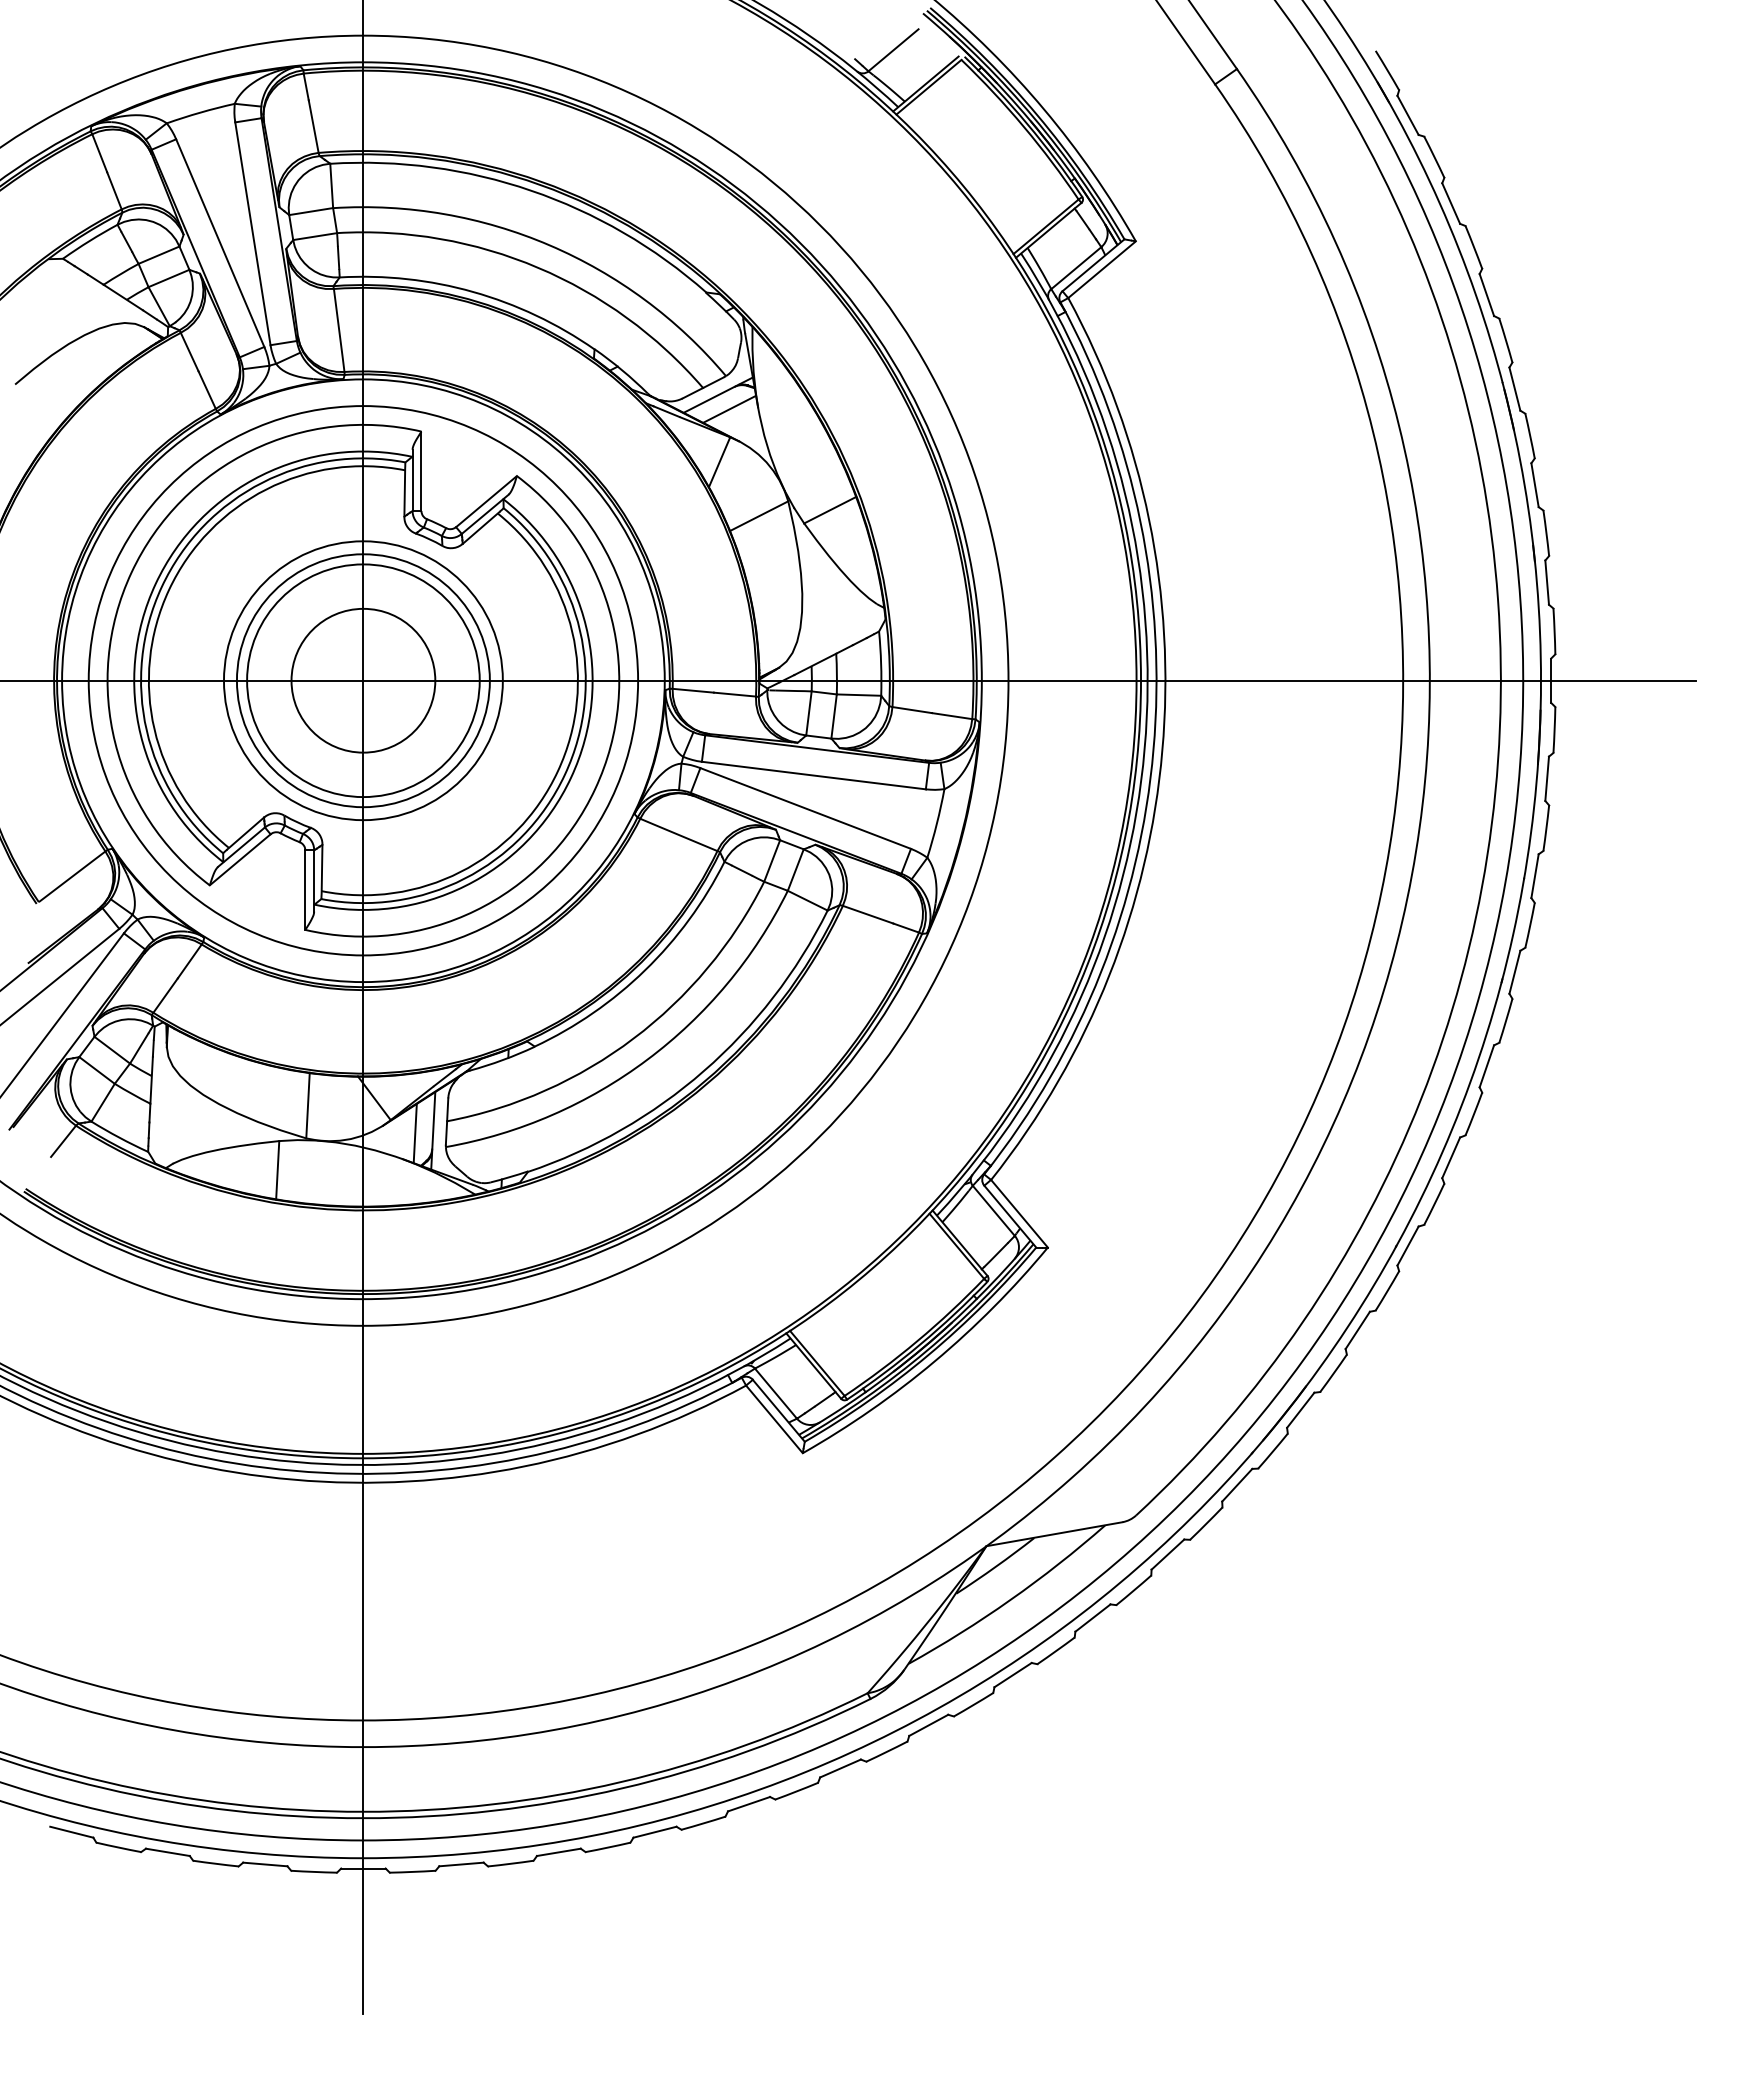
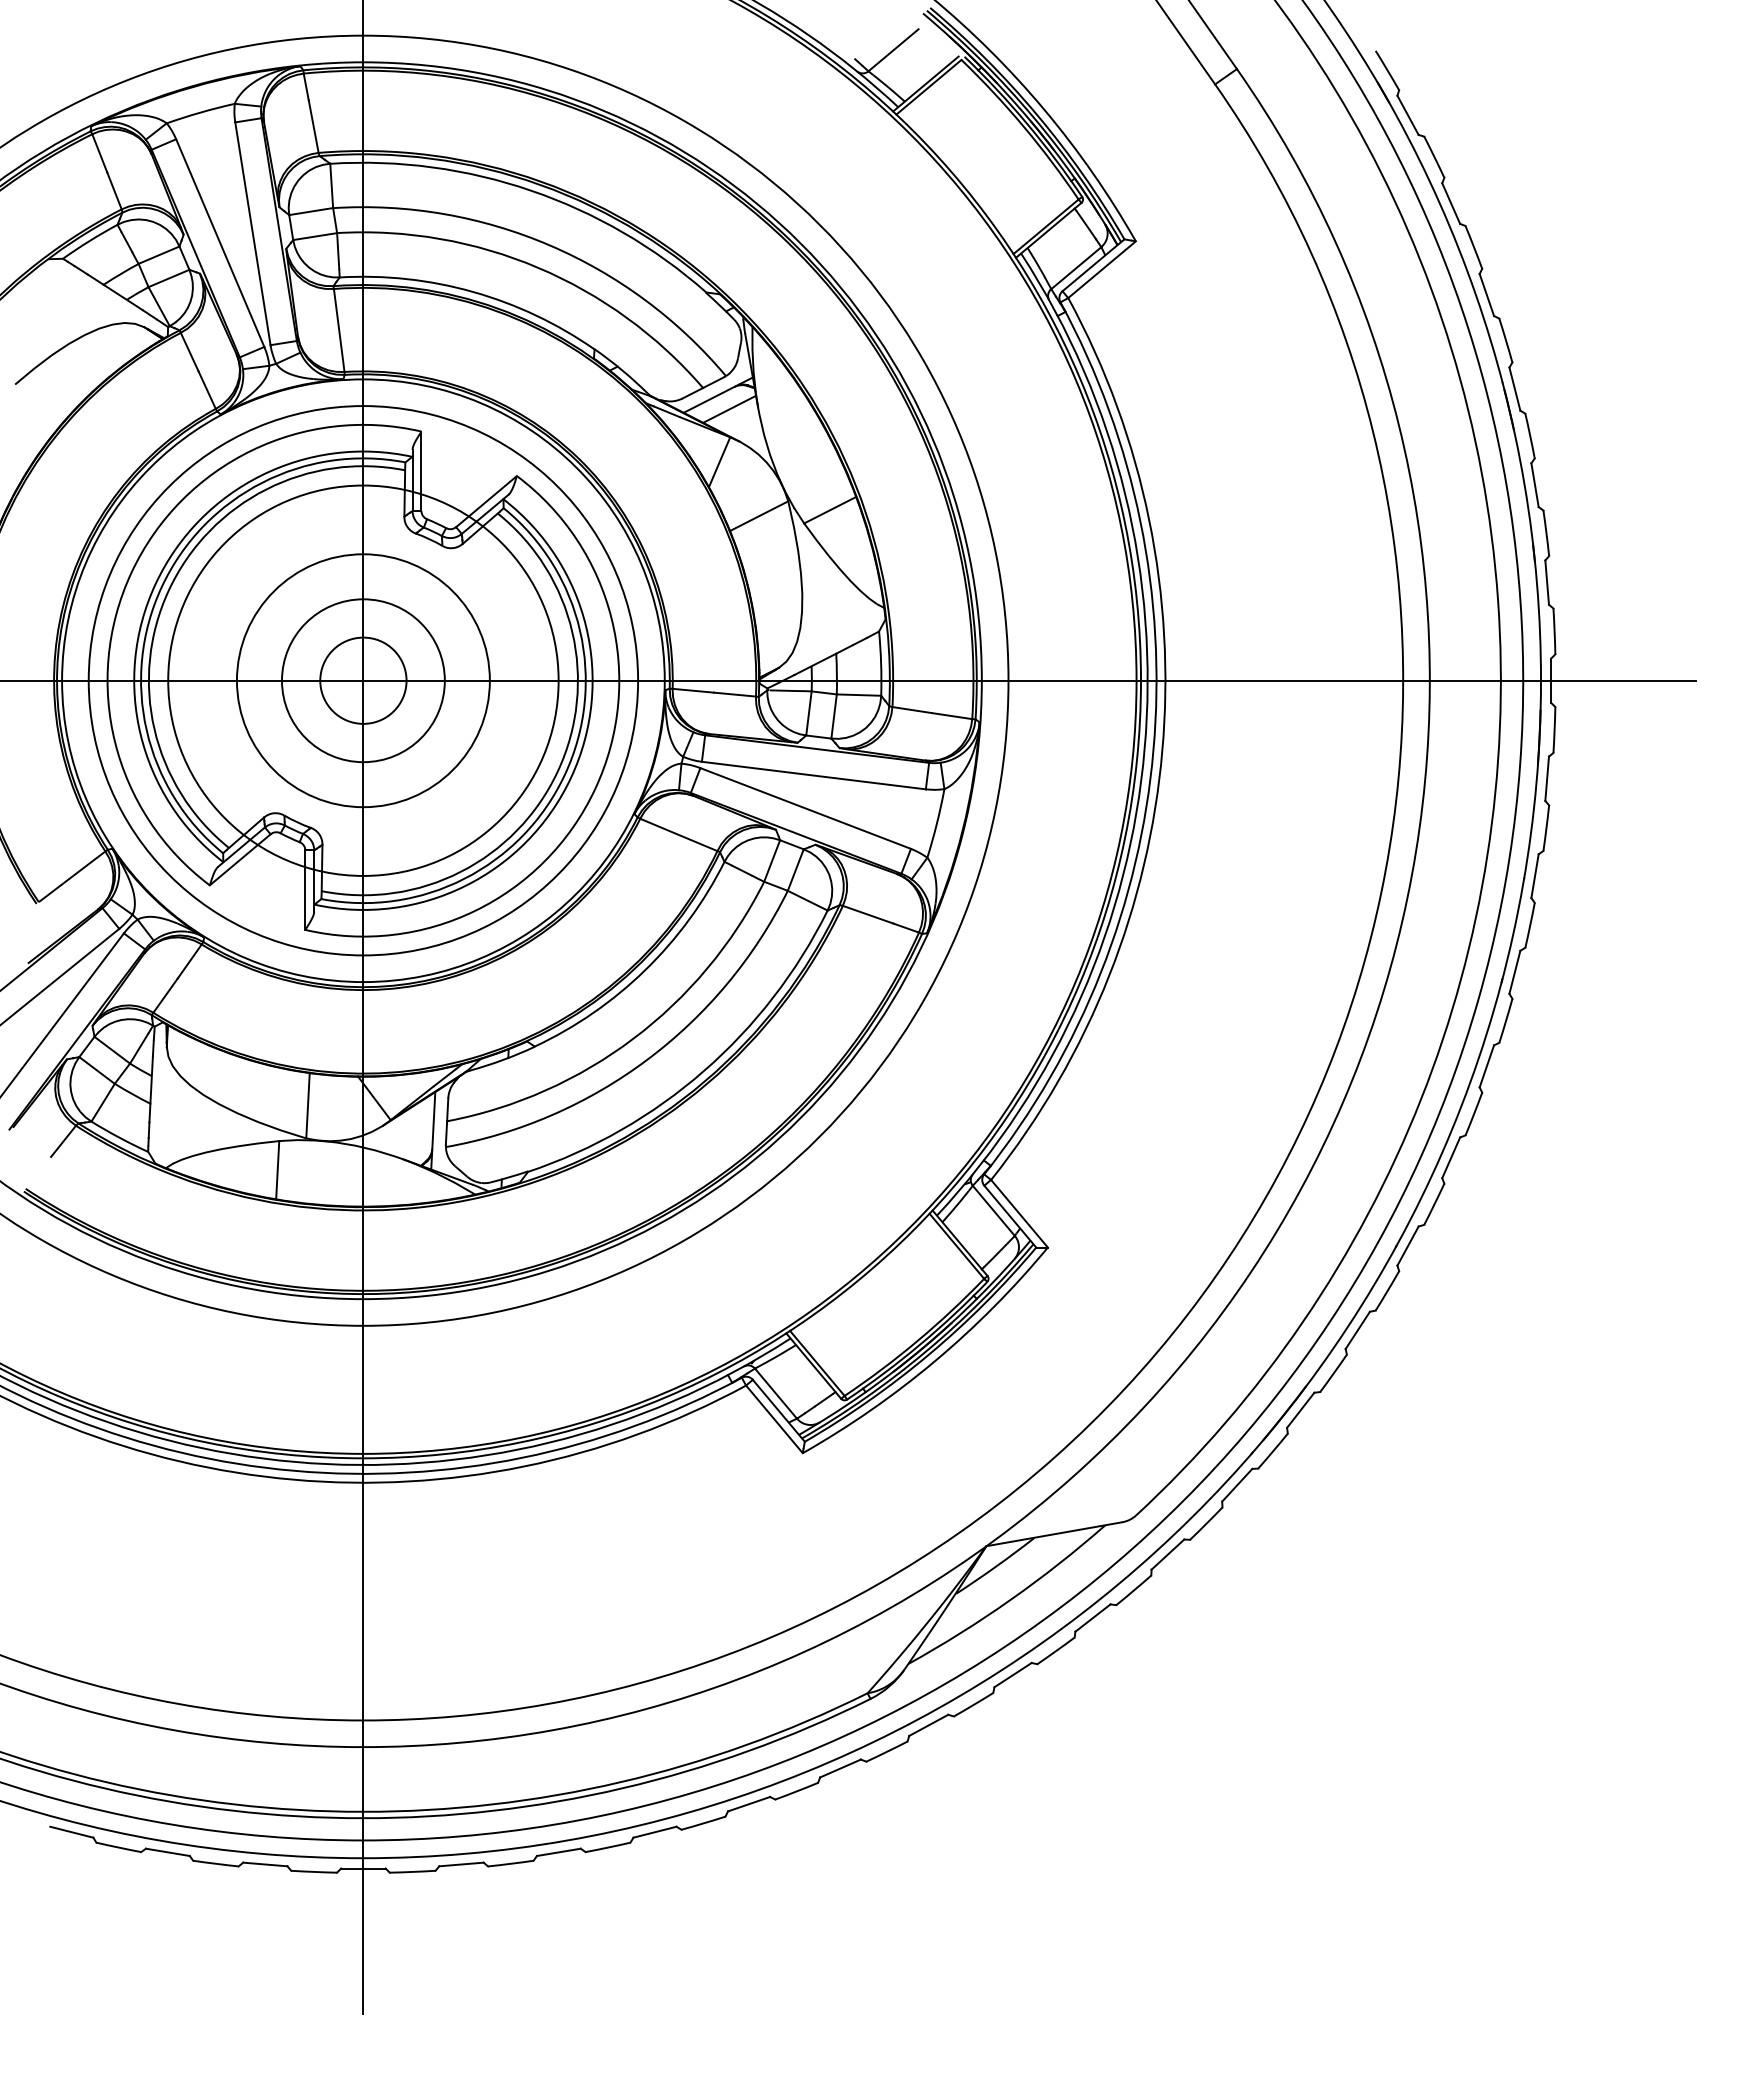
circle diameter: 279 px -> 390 px (363, 680)
circle diameter: 144 px -> 86 px (363, 680)
circle diameter: 233 px -> 163 px (363, 680)
line: present -> none (414, 1133)
